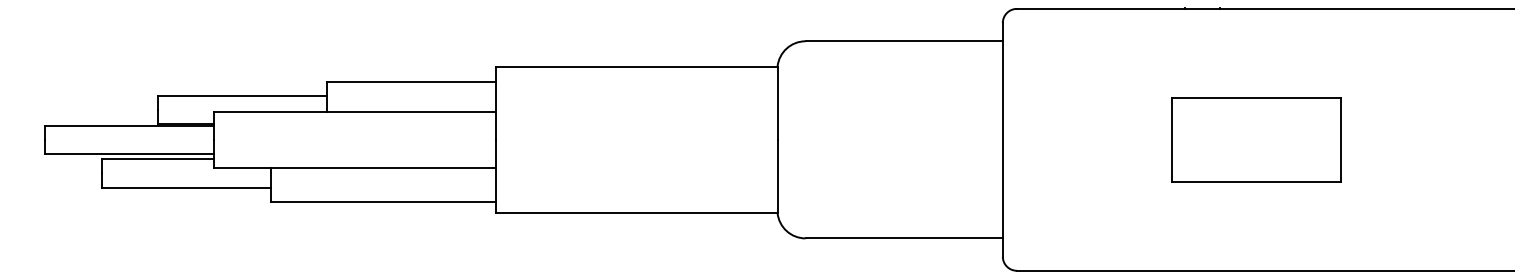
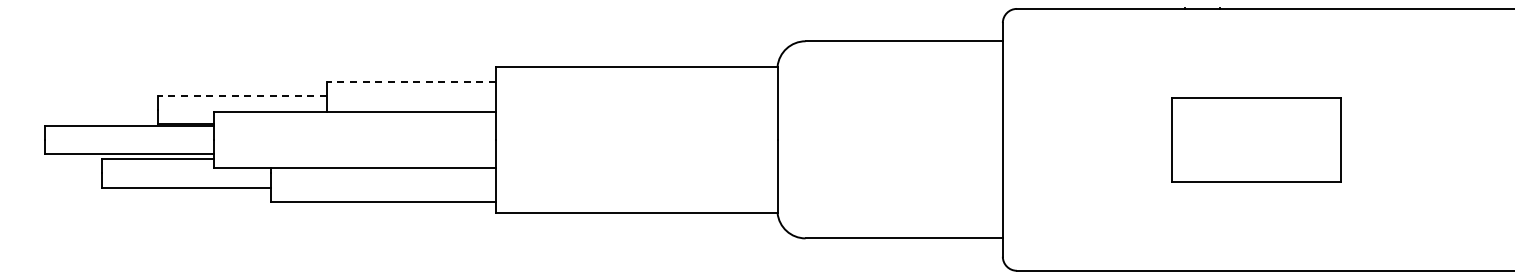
line: solid -> dashed (411, 82)
line: solid -> dashed (242, 96)
